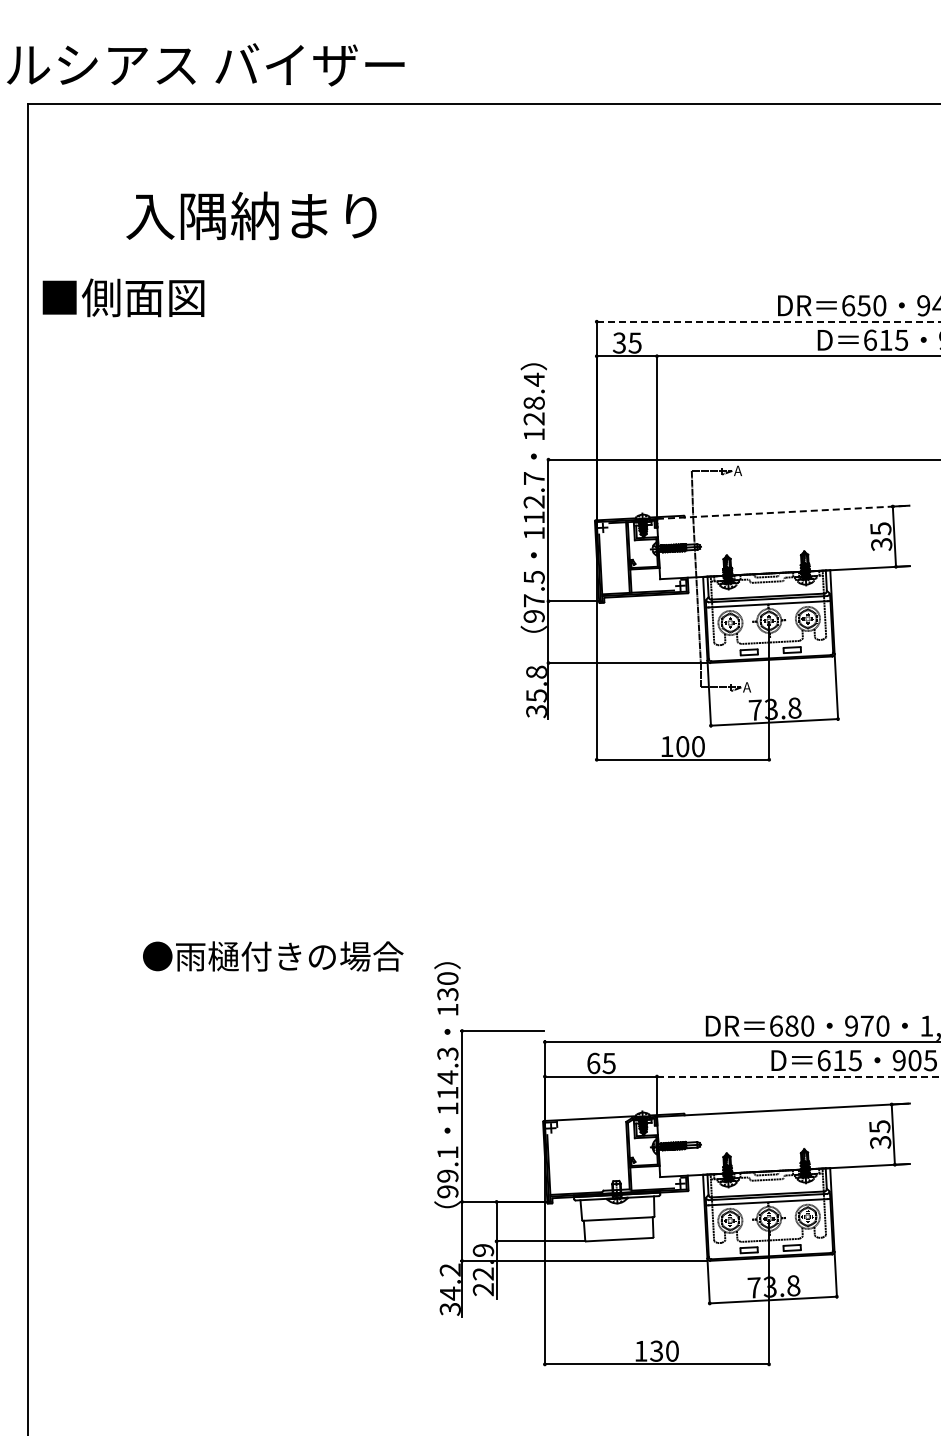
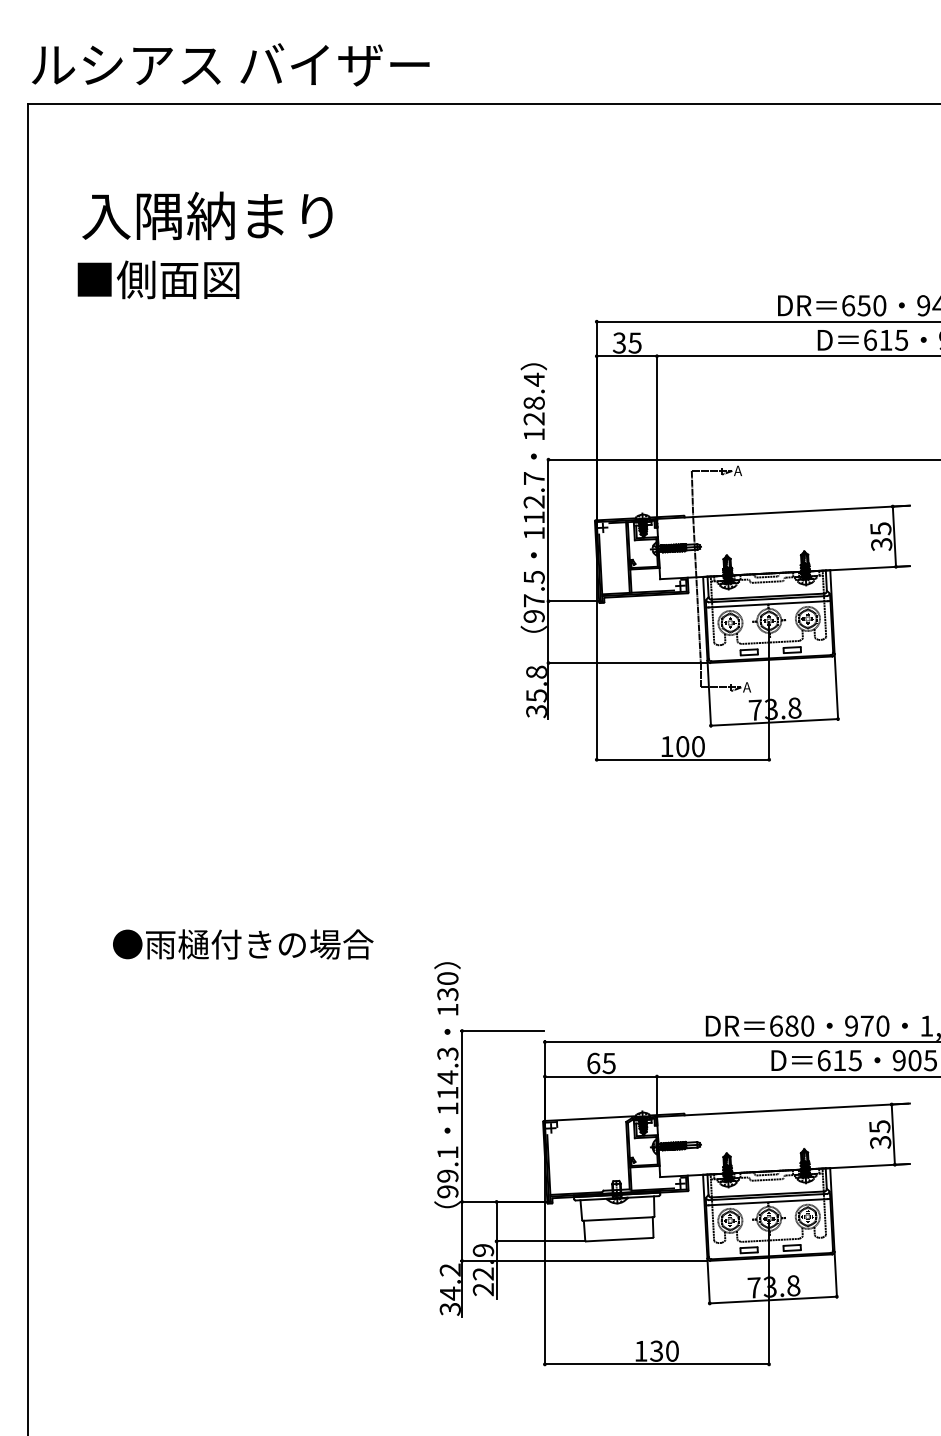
text position: (205, 64) -> (230, 64) (230, 64)
text position: (251, 215) -> (207, 215) (207, 215)
text position: (123, 297) -> (158, 279) (158, 279)
line: dashed -> solid (768, 321)
line: dashed -> solid (783, 512)
text position: (273, 956) -> (243, 944) (243, 944)
line: dashed -> solid (798, 1076)
